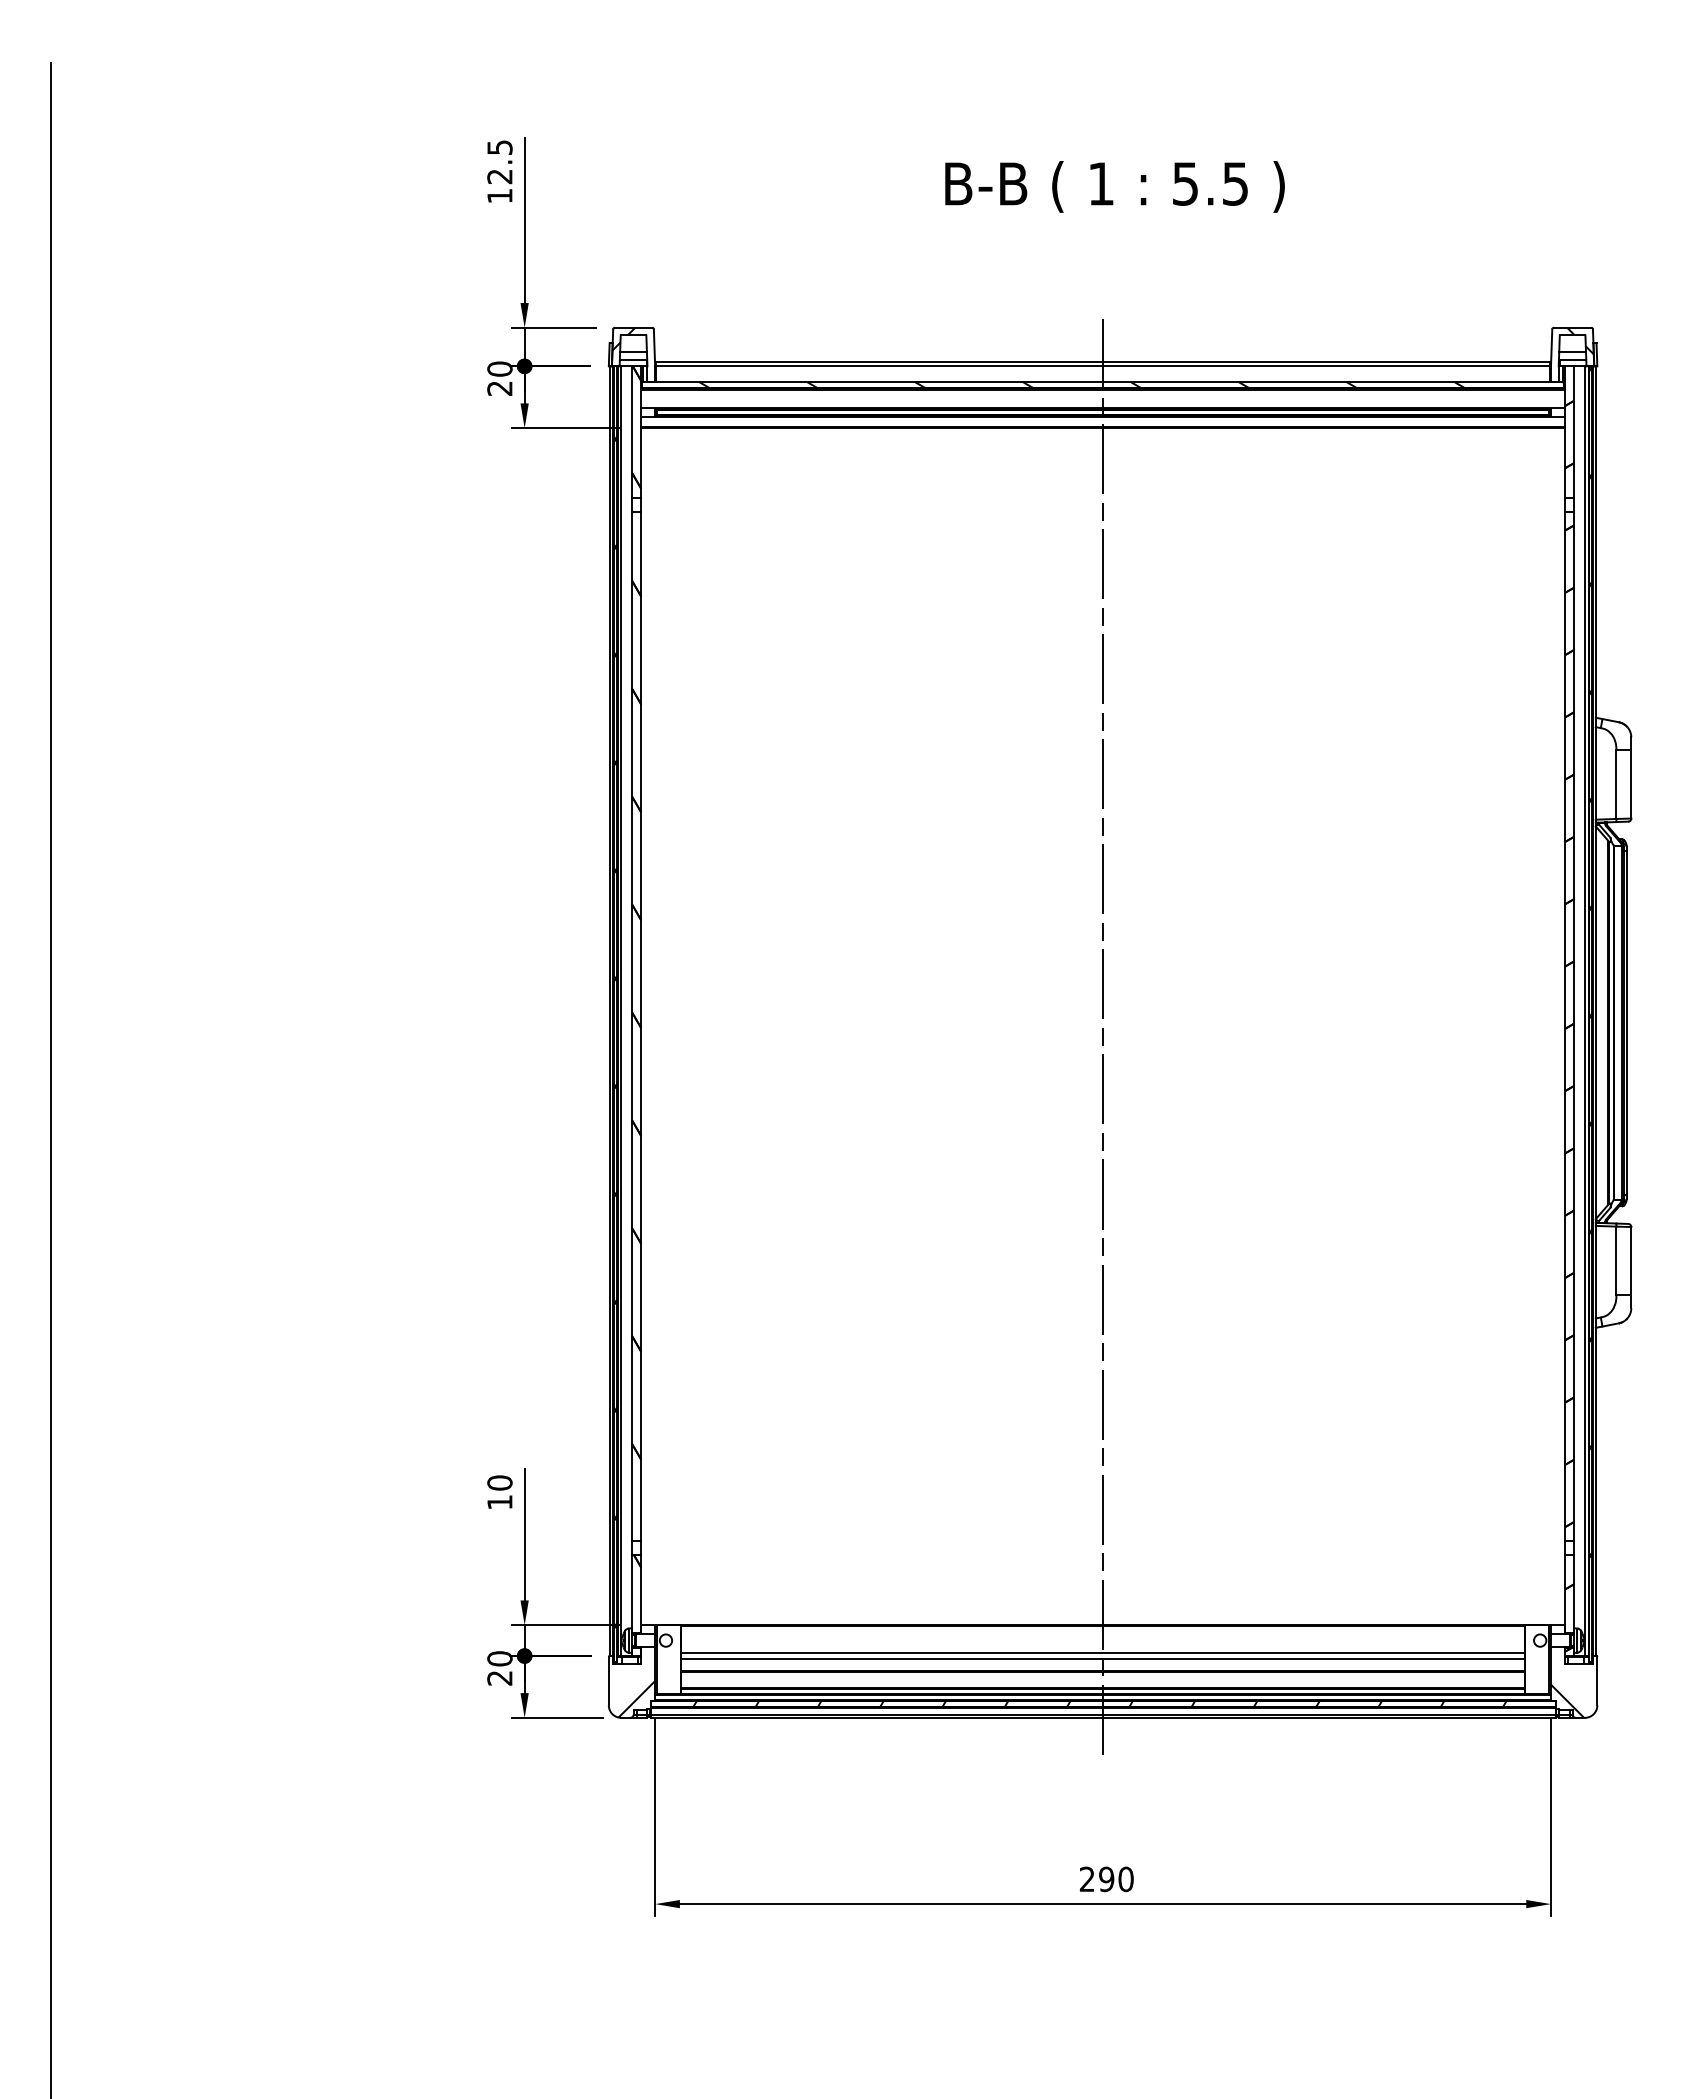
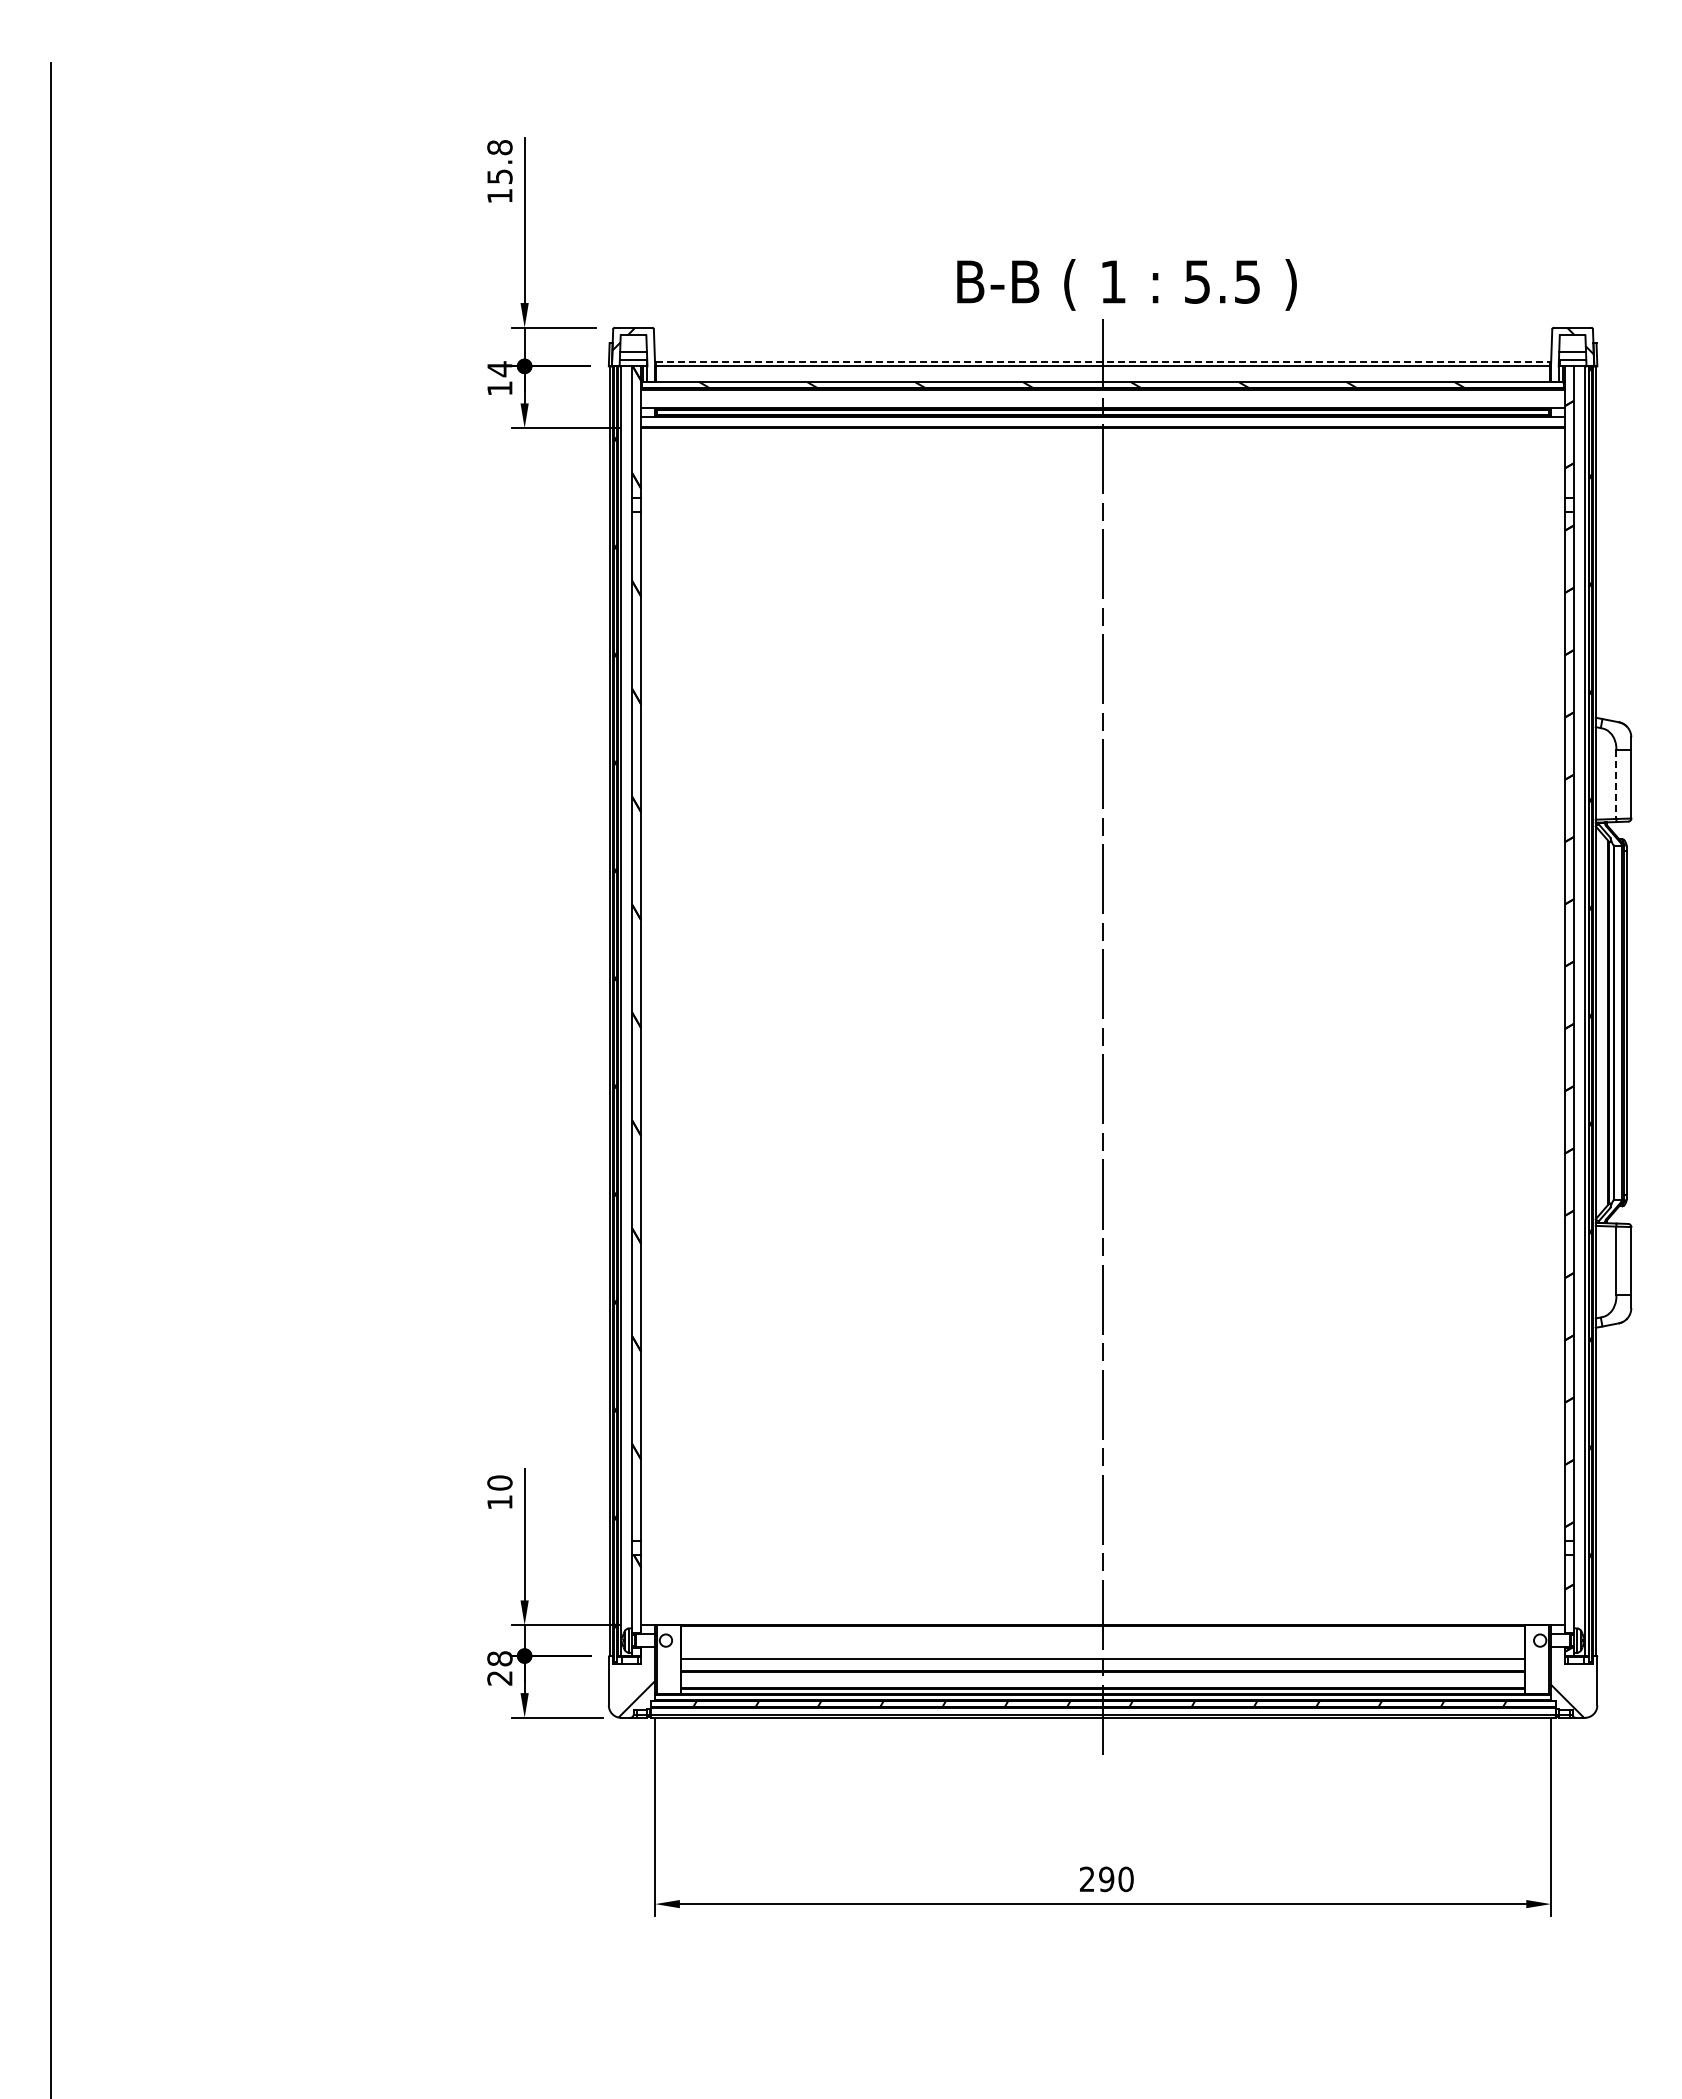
text: 12.5 -> 15.8 (499, 162)
text position: (1114, 186) -> (1126, 284) (1126, 284)
line: solid -> dashed (1103, 361)
text: 20 -> 14 (499, 378)
line: solid -> dashed (1616, 785)
line: present -> none (1102, 1652)
text: 20 -> 28 (499, 1658)
